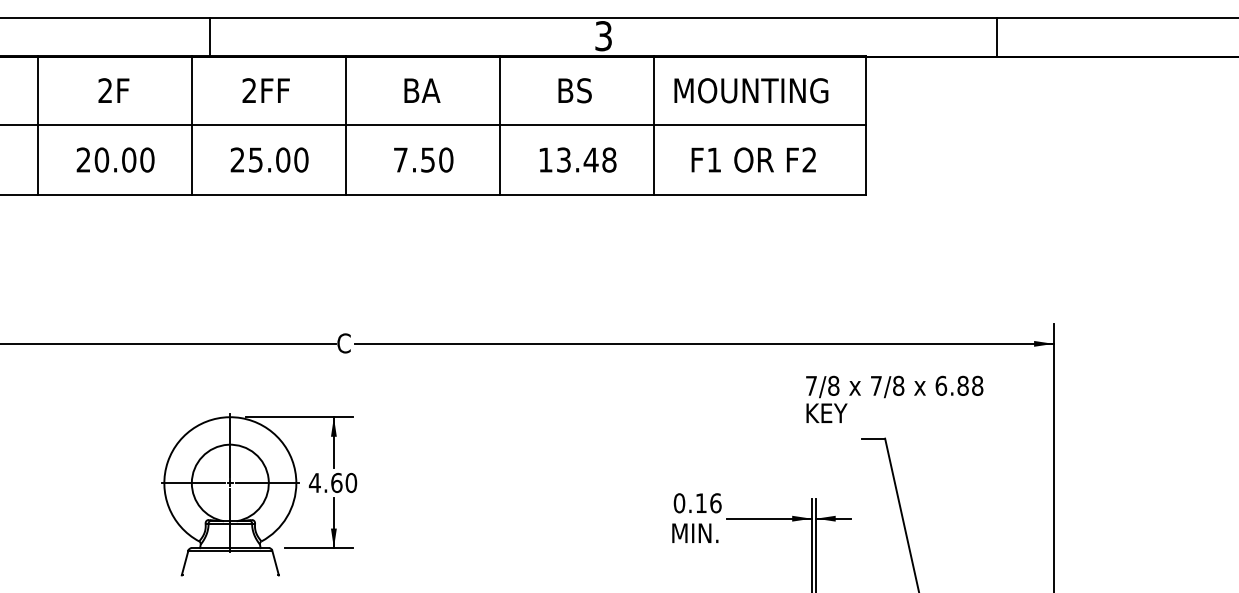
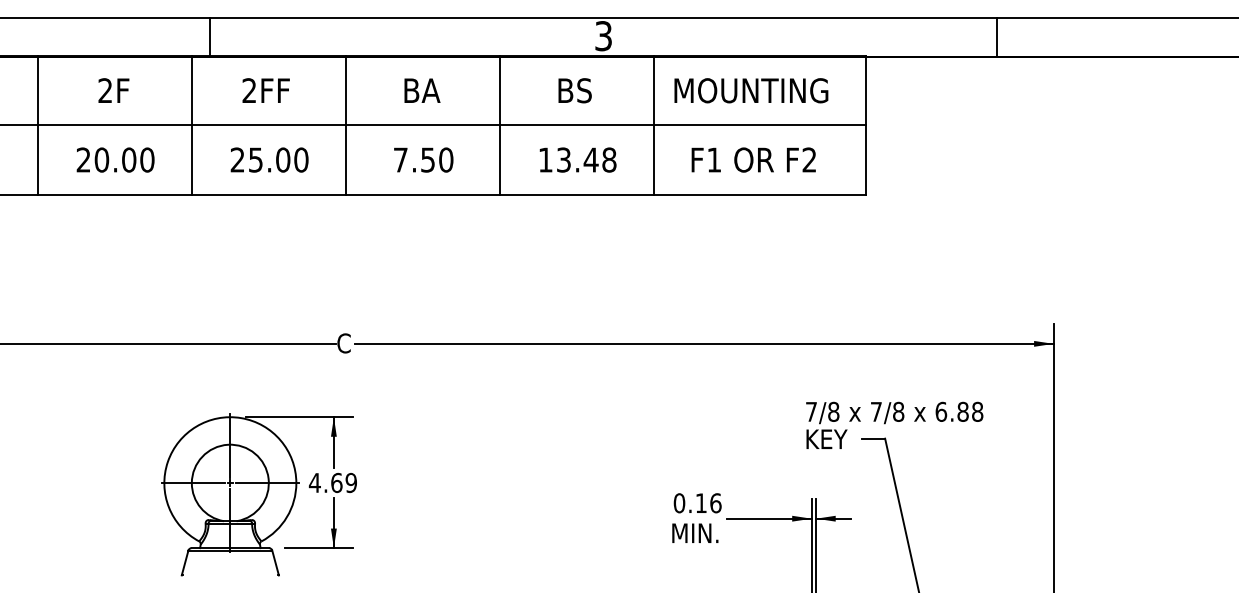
text position: (894, 398) -> (894, 424) (894, 424)
text: 4.60 -> 4.69 (351, 483)
